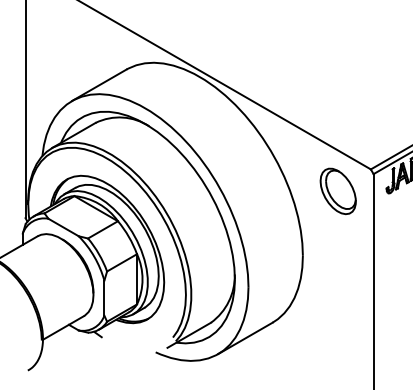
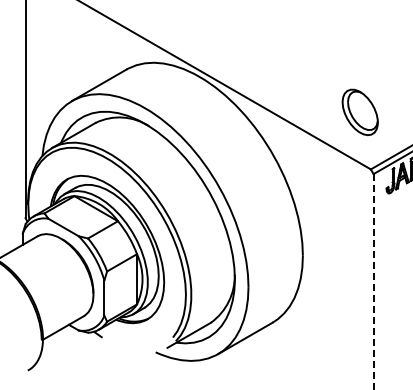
part position: (337, 191) -> (359, 112) (359, 112)
line: solid -> dashed (373, 282)
